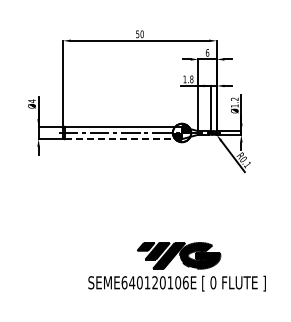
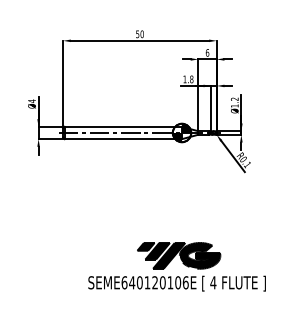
line: dashed -> solid (123, 139)
text: 0 -> 4 (213, 282)
